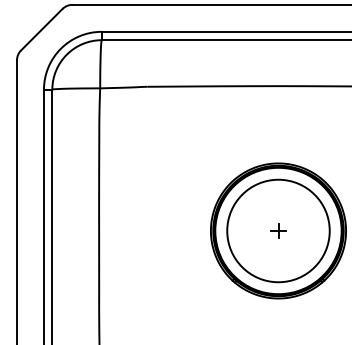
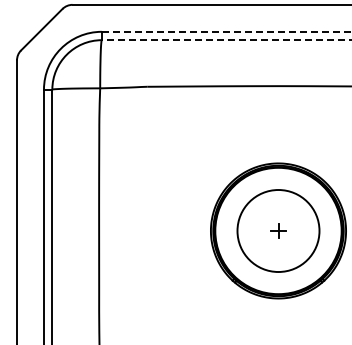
line: solid -> dashed (226, 31)
line: solid -> dashed (226, 40)
circle diameter: 102 px -> 82 px (278, 231)
